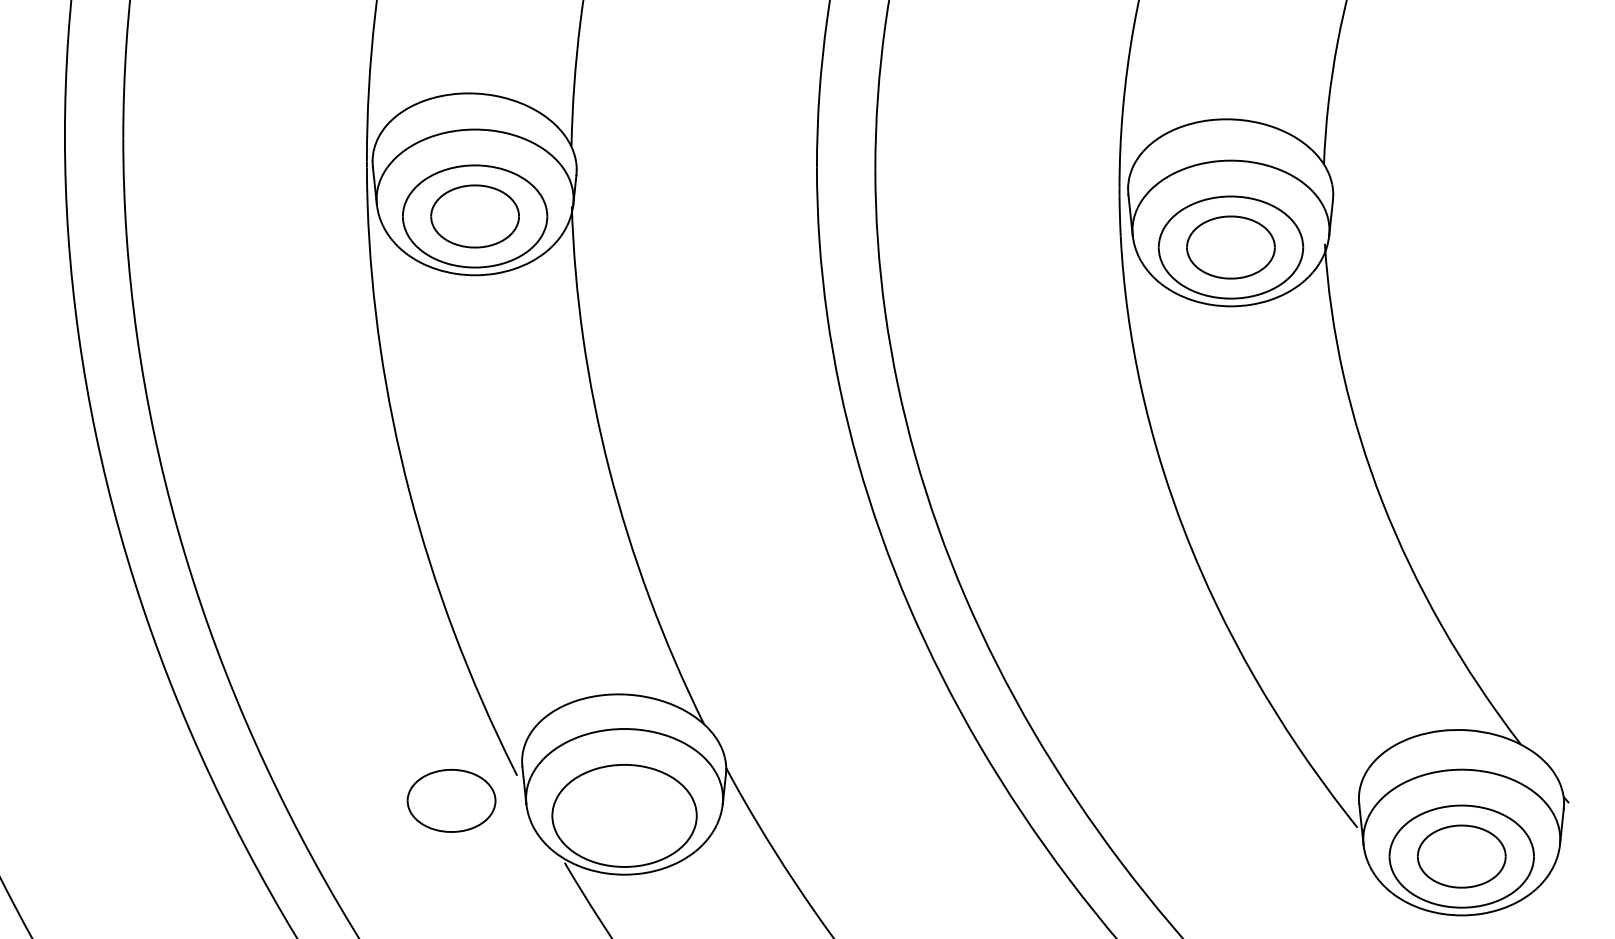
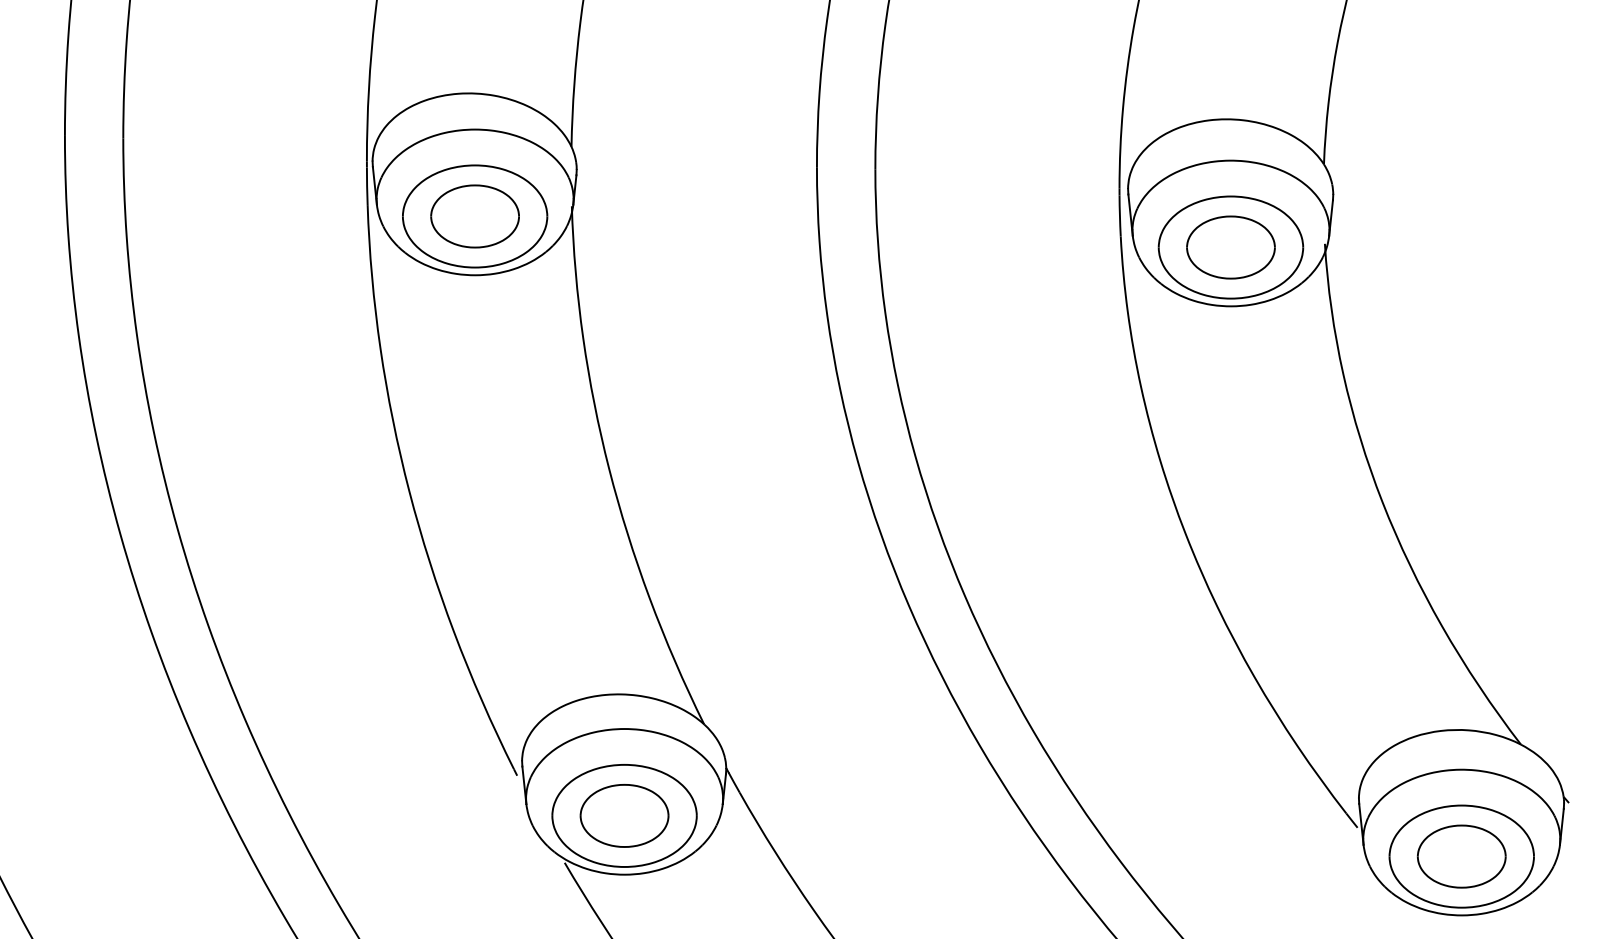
part position: (451, 800) -> (624, 815) (624, 815)
